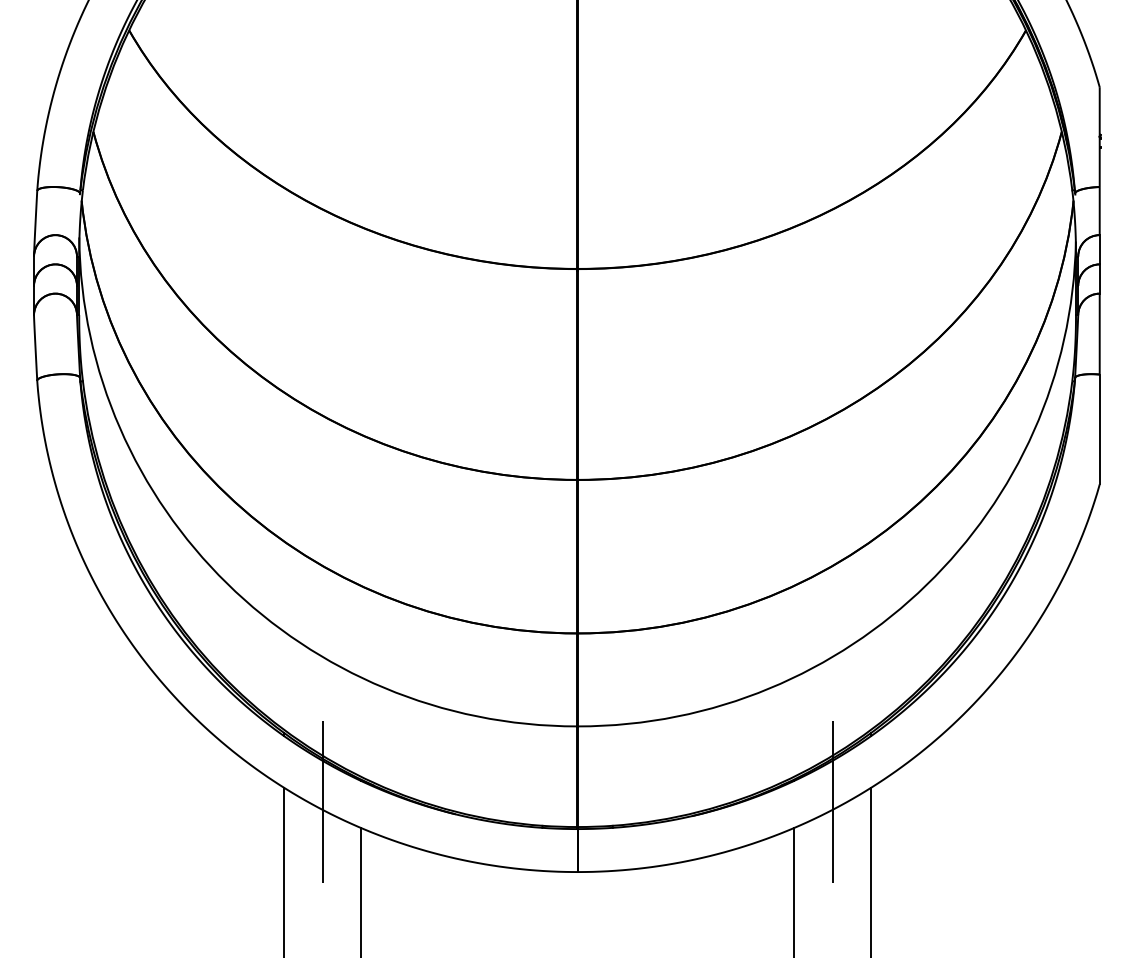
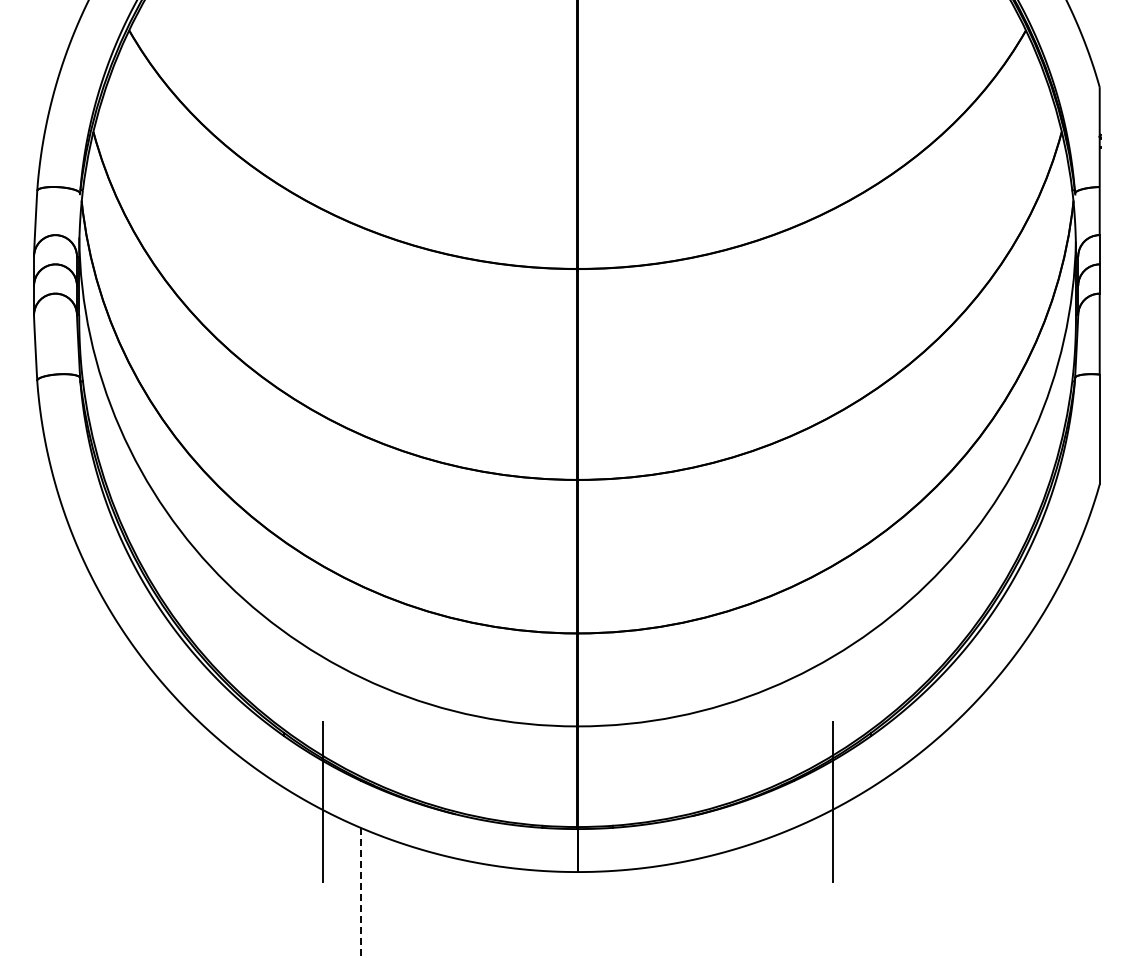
line: present -> none (284, 870)
line: present -> none (871, 870)
line: present -> none (794, 890)
line: solid -> dashed (360, 892)
